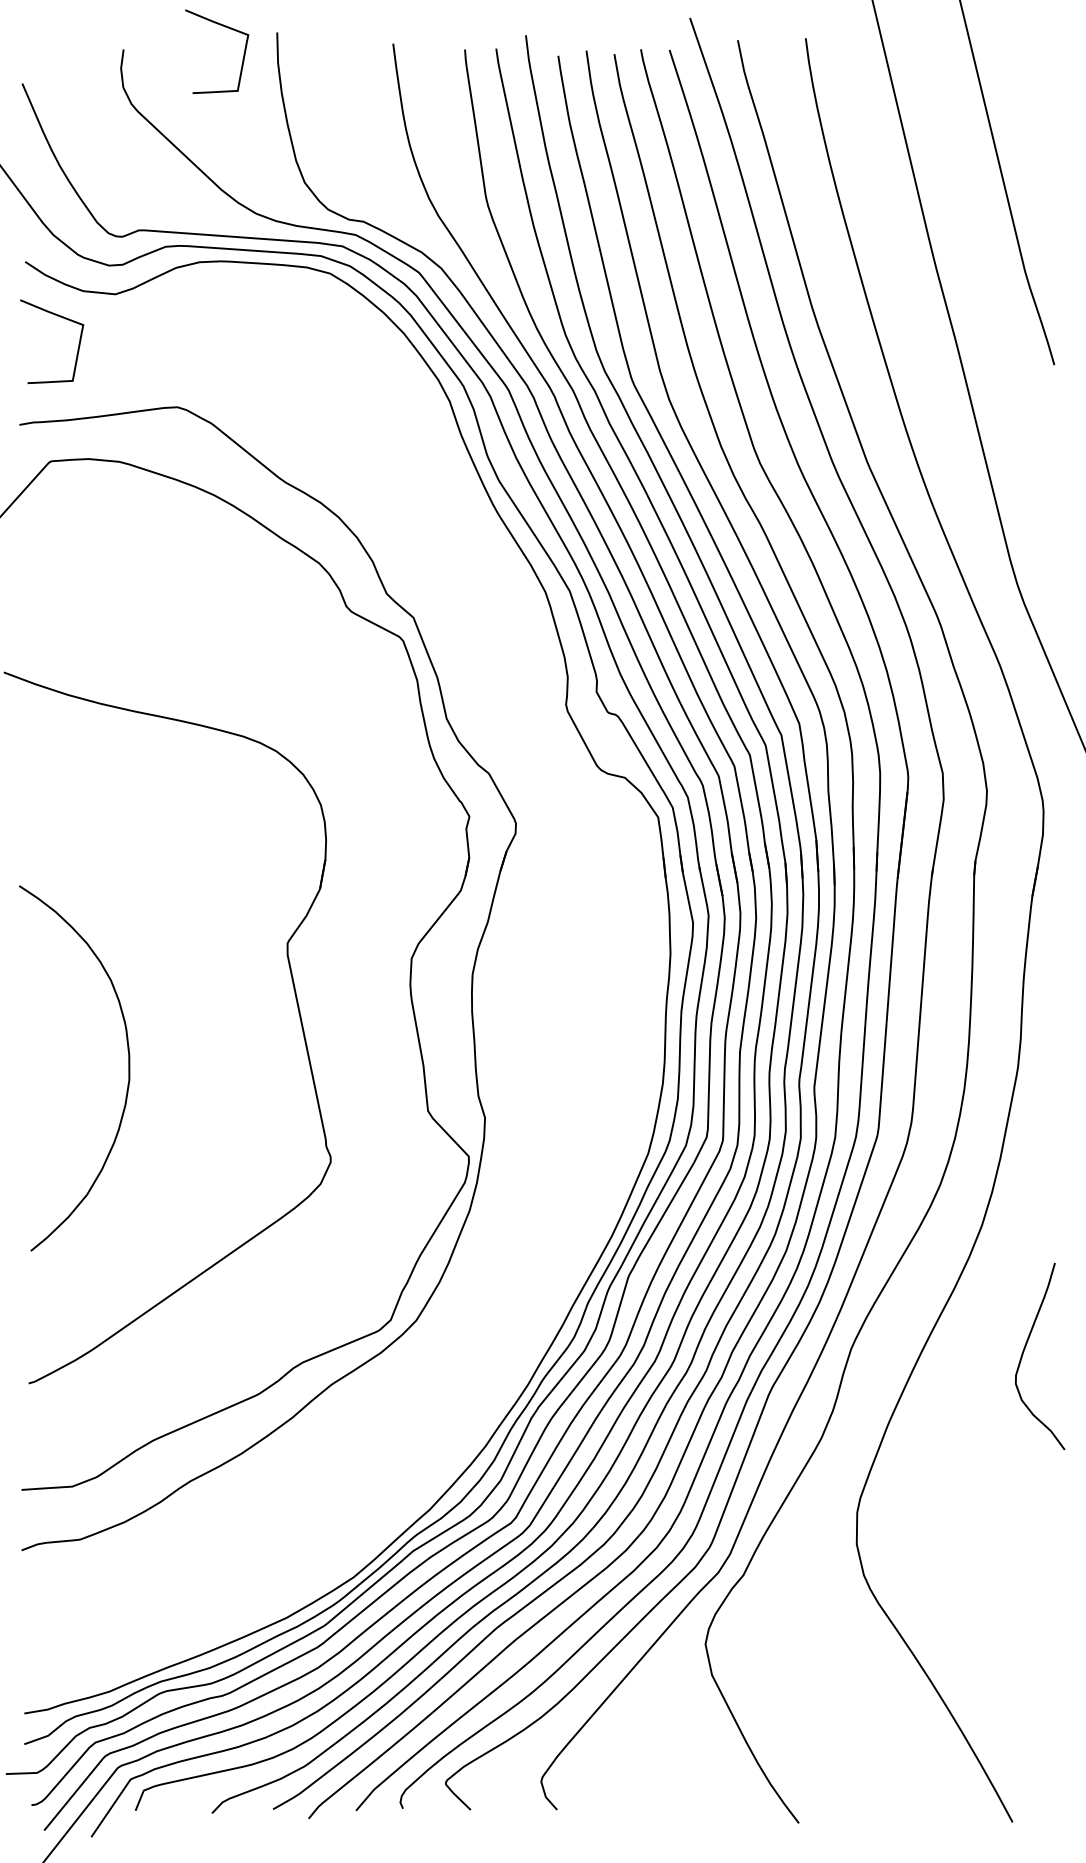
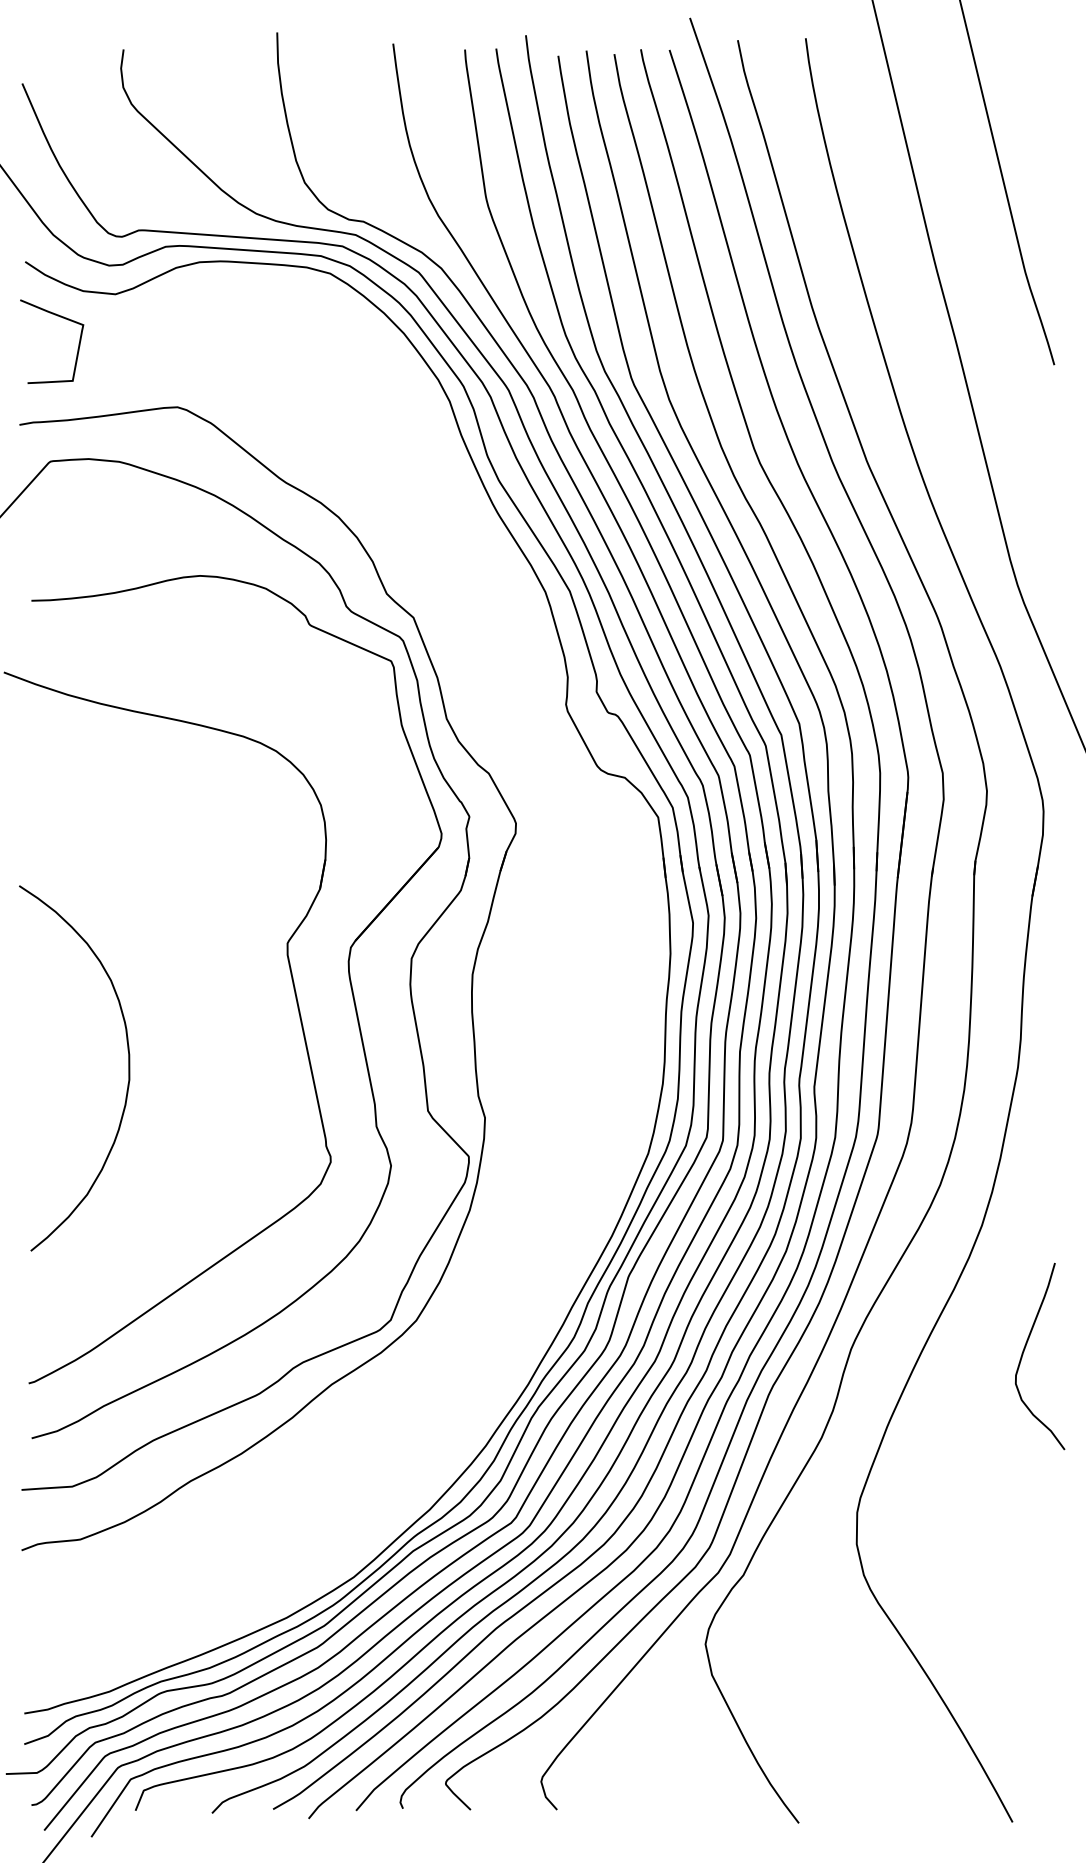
curve: present -> none (227, 28)
part: none -> present (349, 982)
